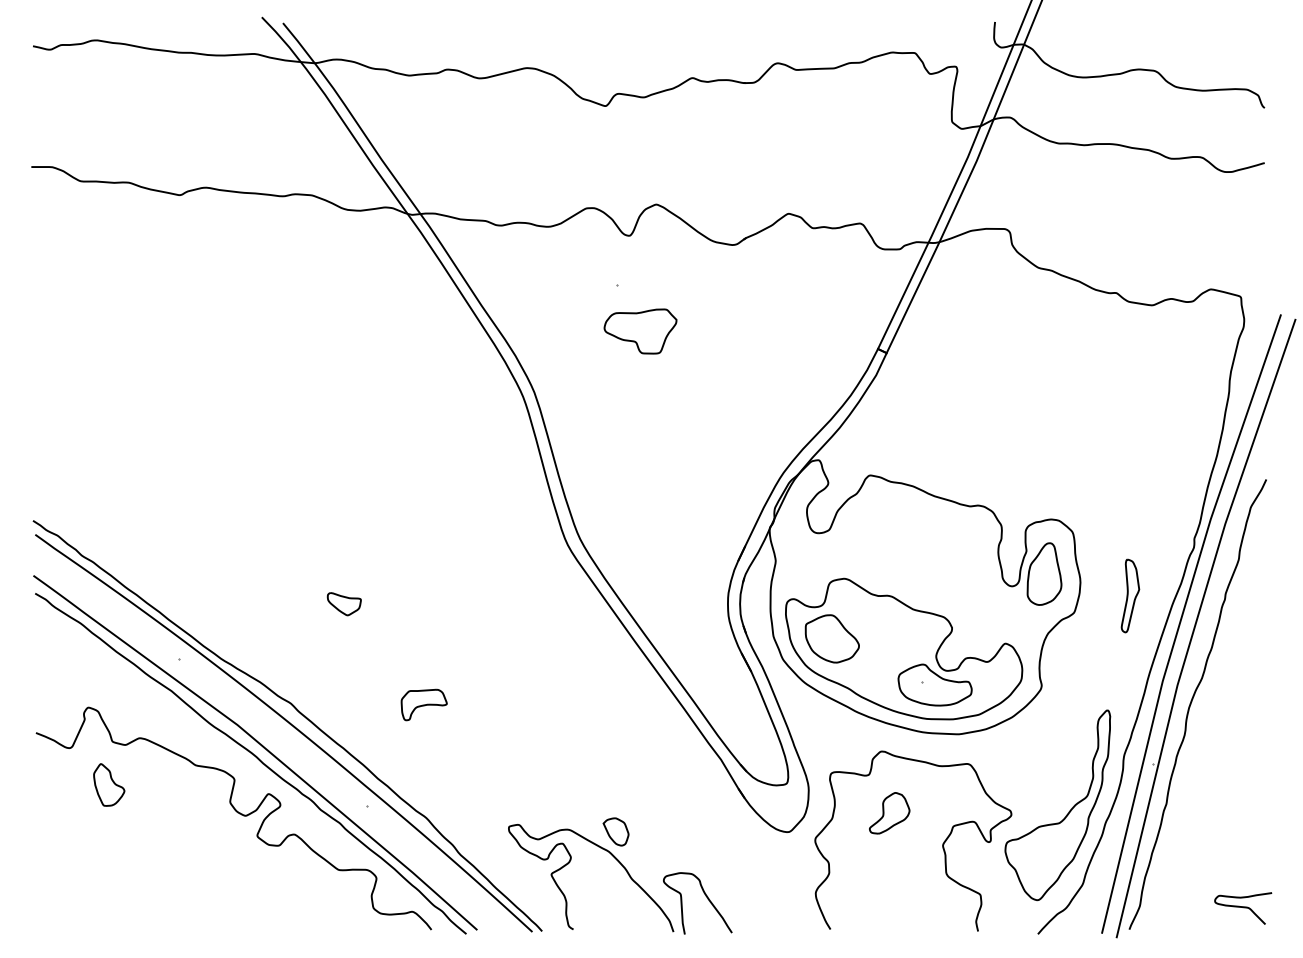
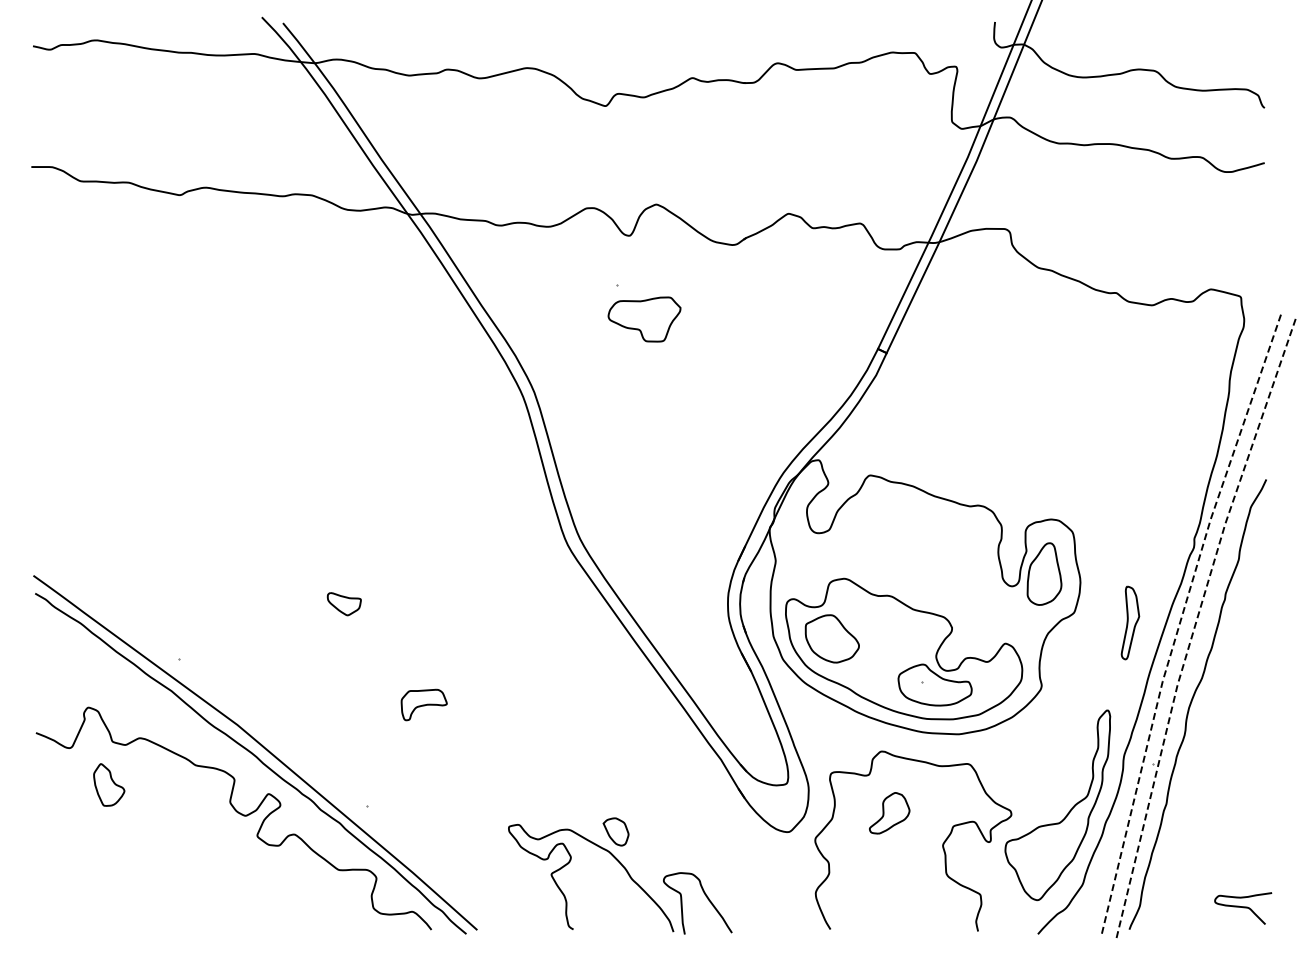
part position: (640, 331) -> (644, 319) (644, 319)
part position: (1130, 595) -> (1130, 622) (1130, 622)
line: solid -> dashed (1180, 620)
line: solid -> dashed (1195, 626)
part: present -> none (287, 726)
